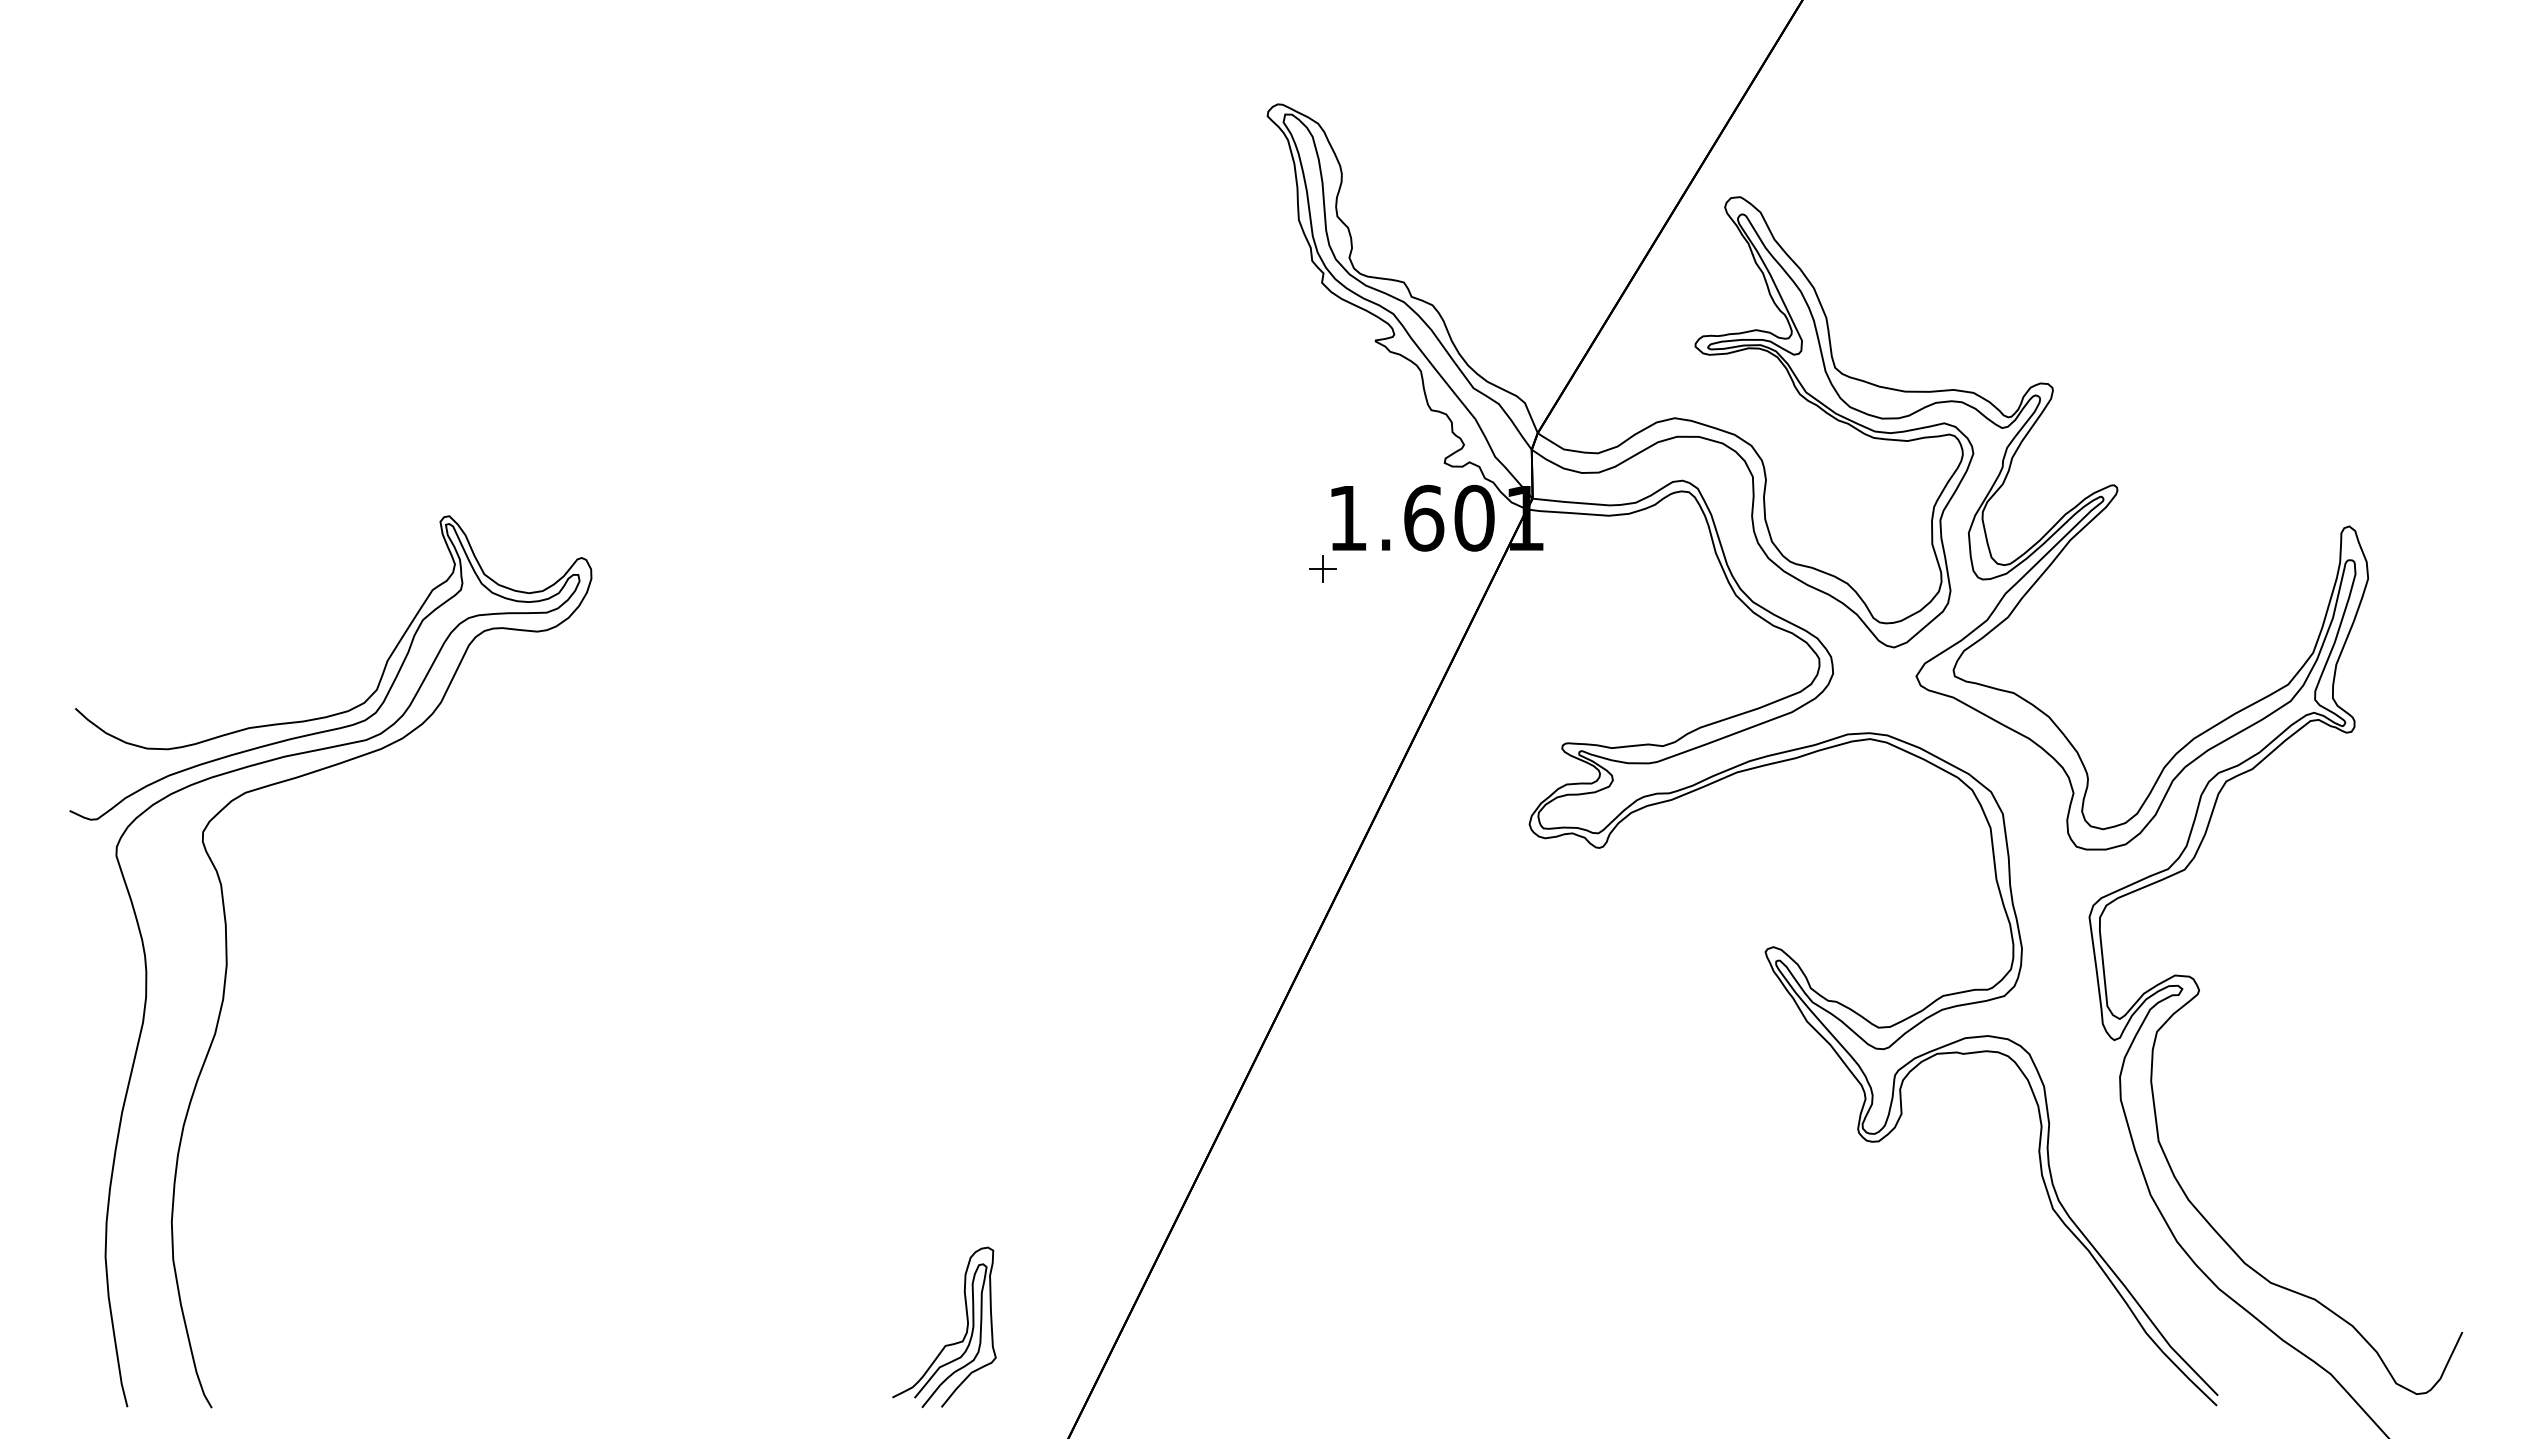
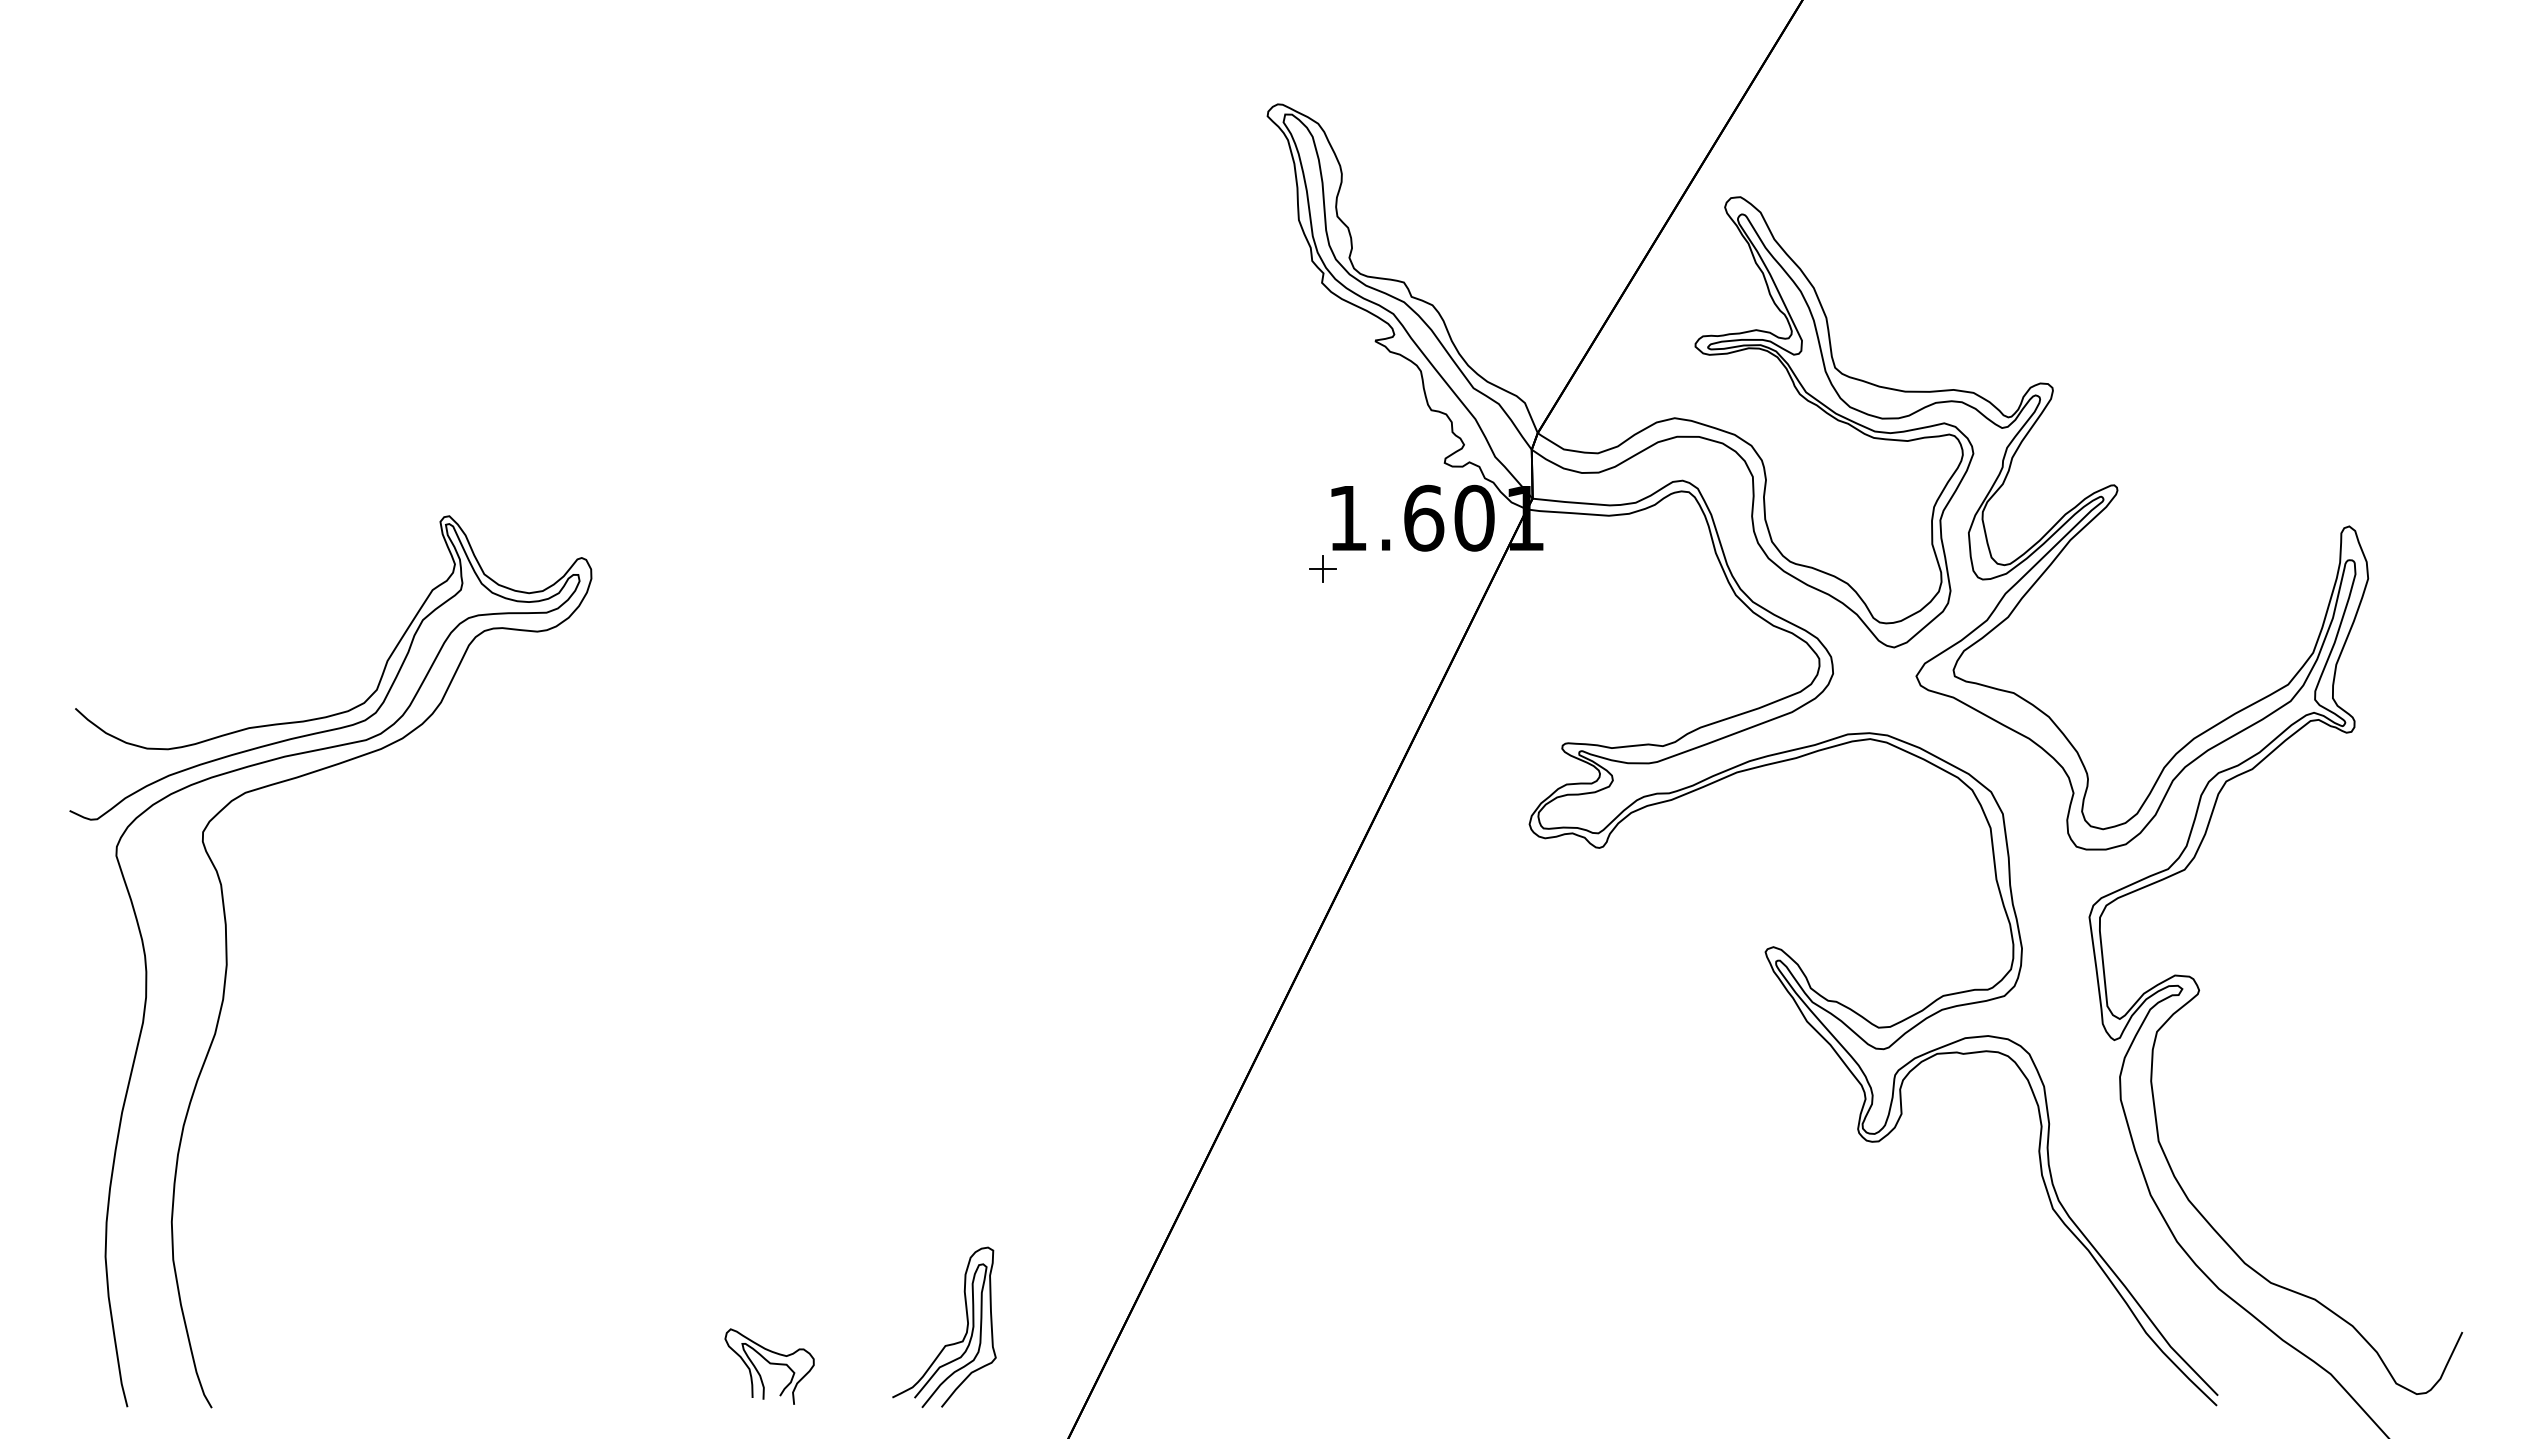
part: none -> present (769, 1366)
